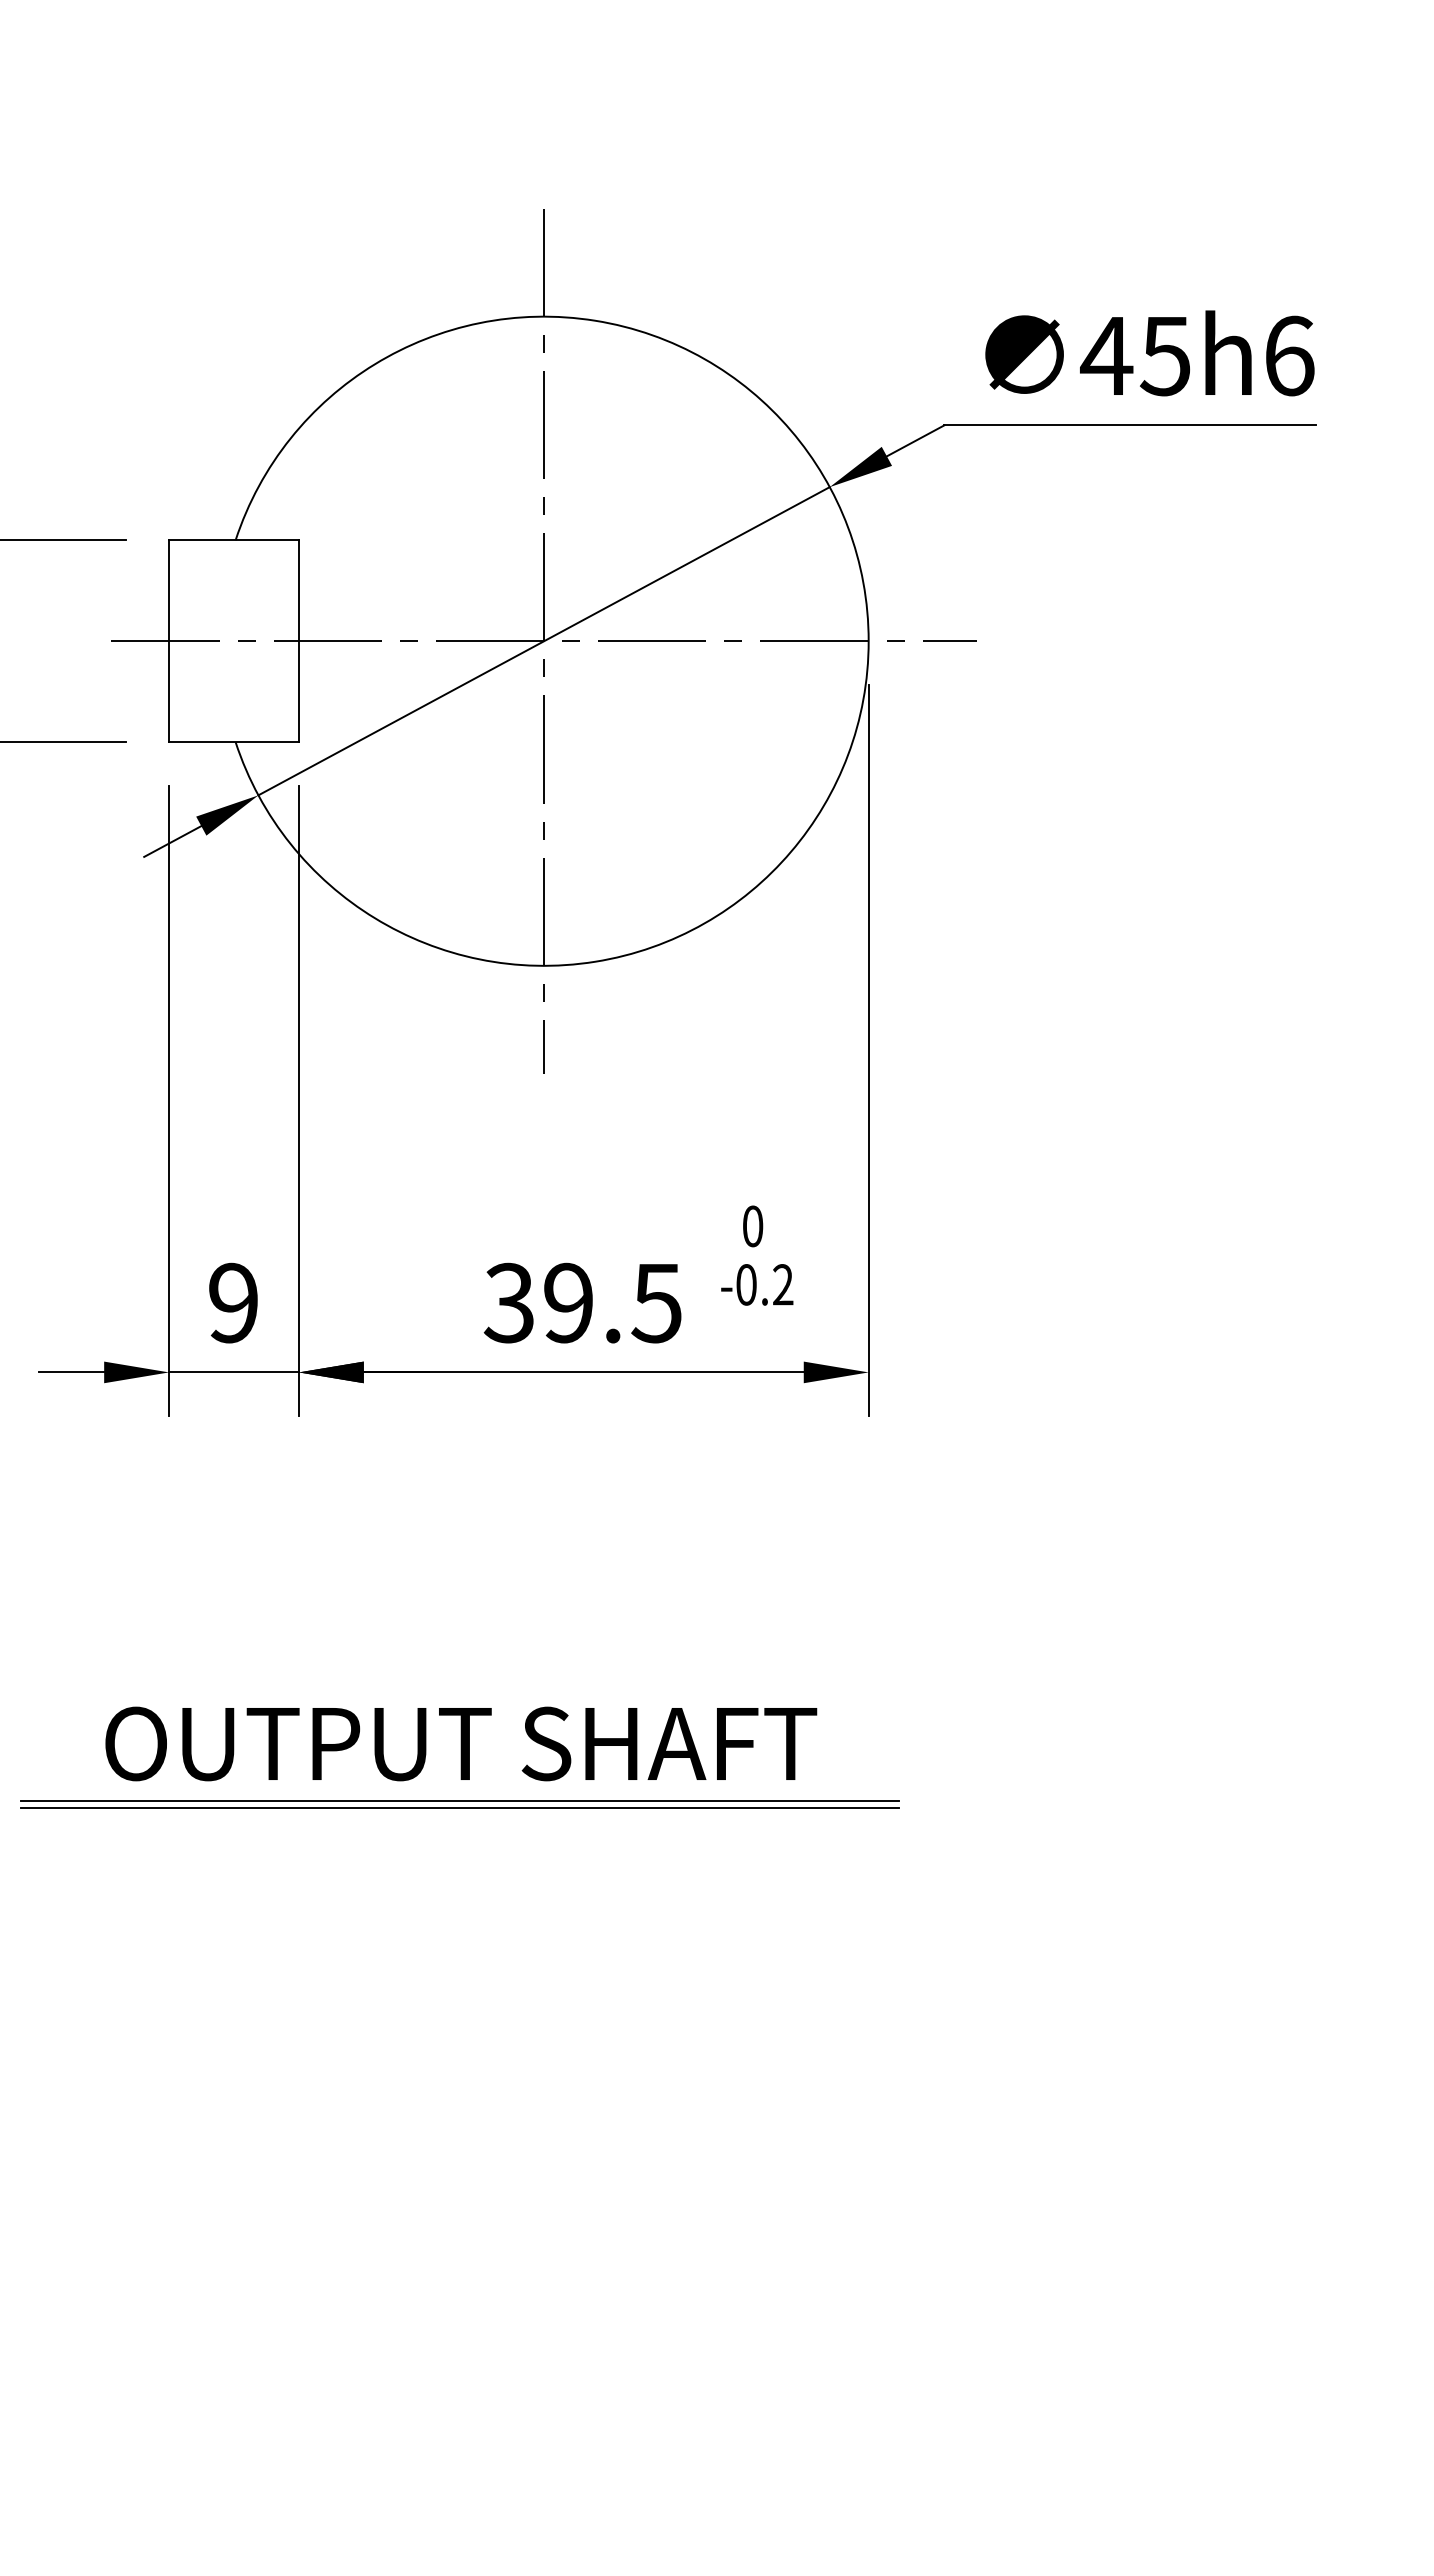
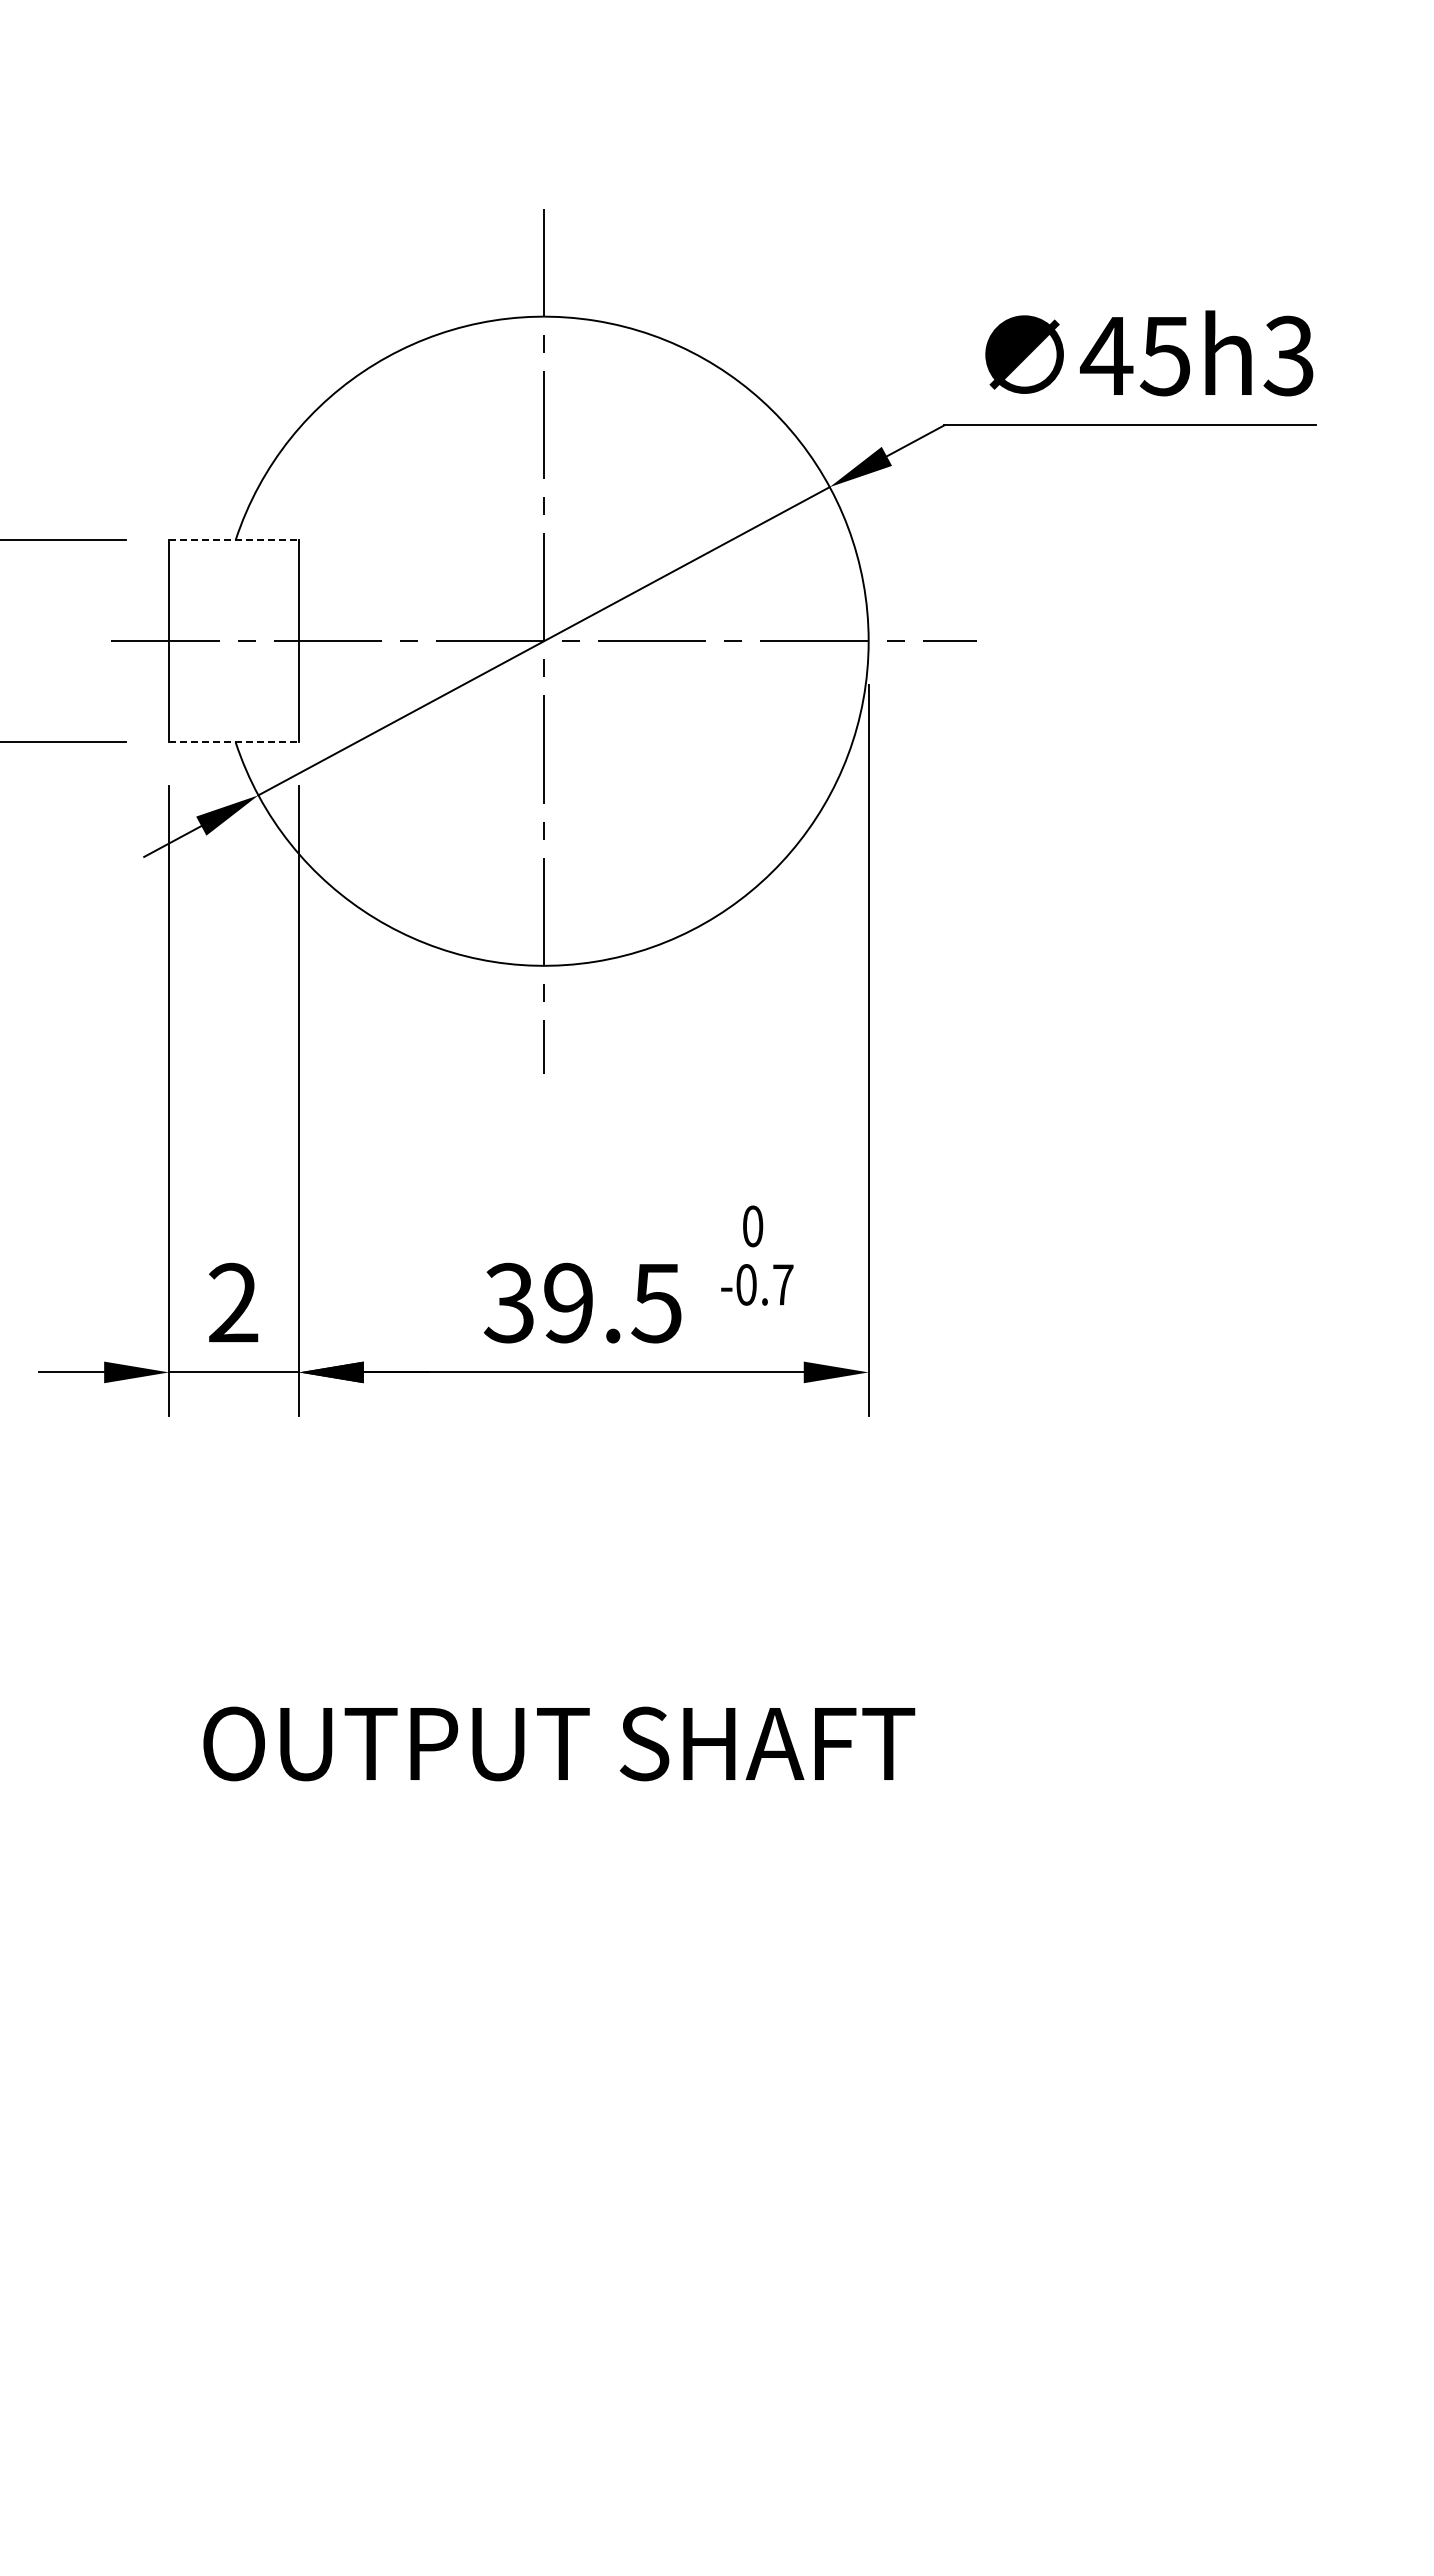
text: 45h6 -> 45h3 (1288, 355)
line: solid -> dashed (233, 540)
line: solid -> dashed (233, 742)
text: -0.2 -> -0.7 (783, 1284)
text: 9 -> 2 (233, 1303)
text position: (461, 1743) -> (559, 1743) (559, 1743)
line: present -> none (459, 1800)
line: present -> none (459, 1808)
